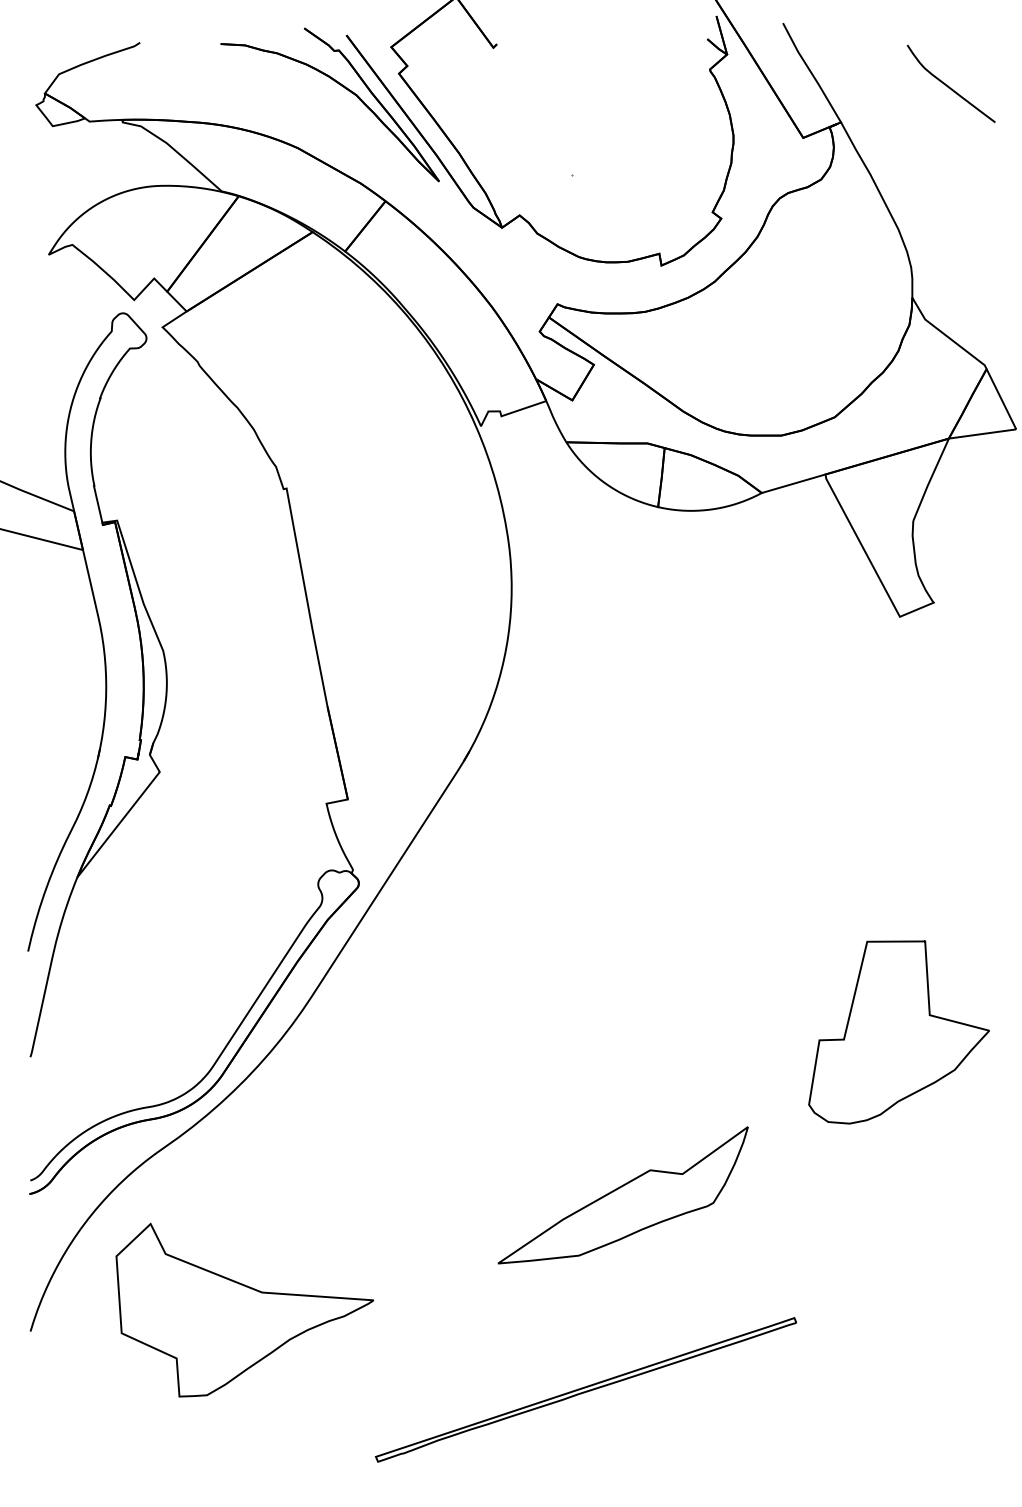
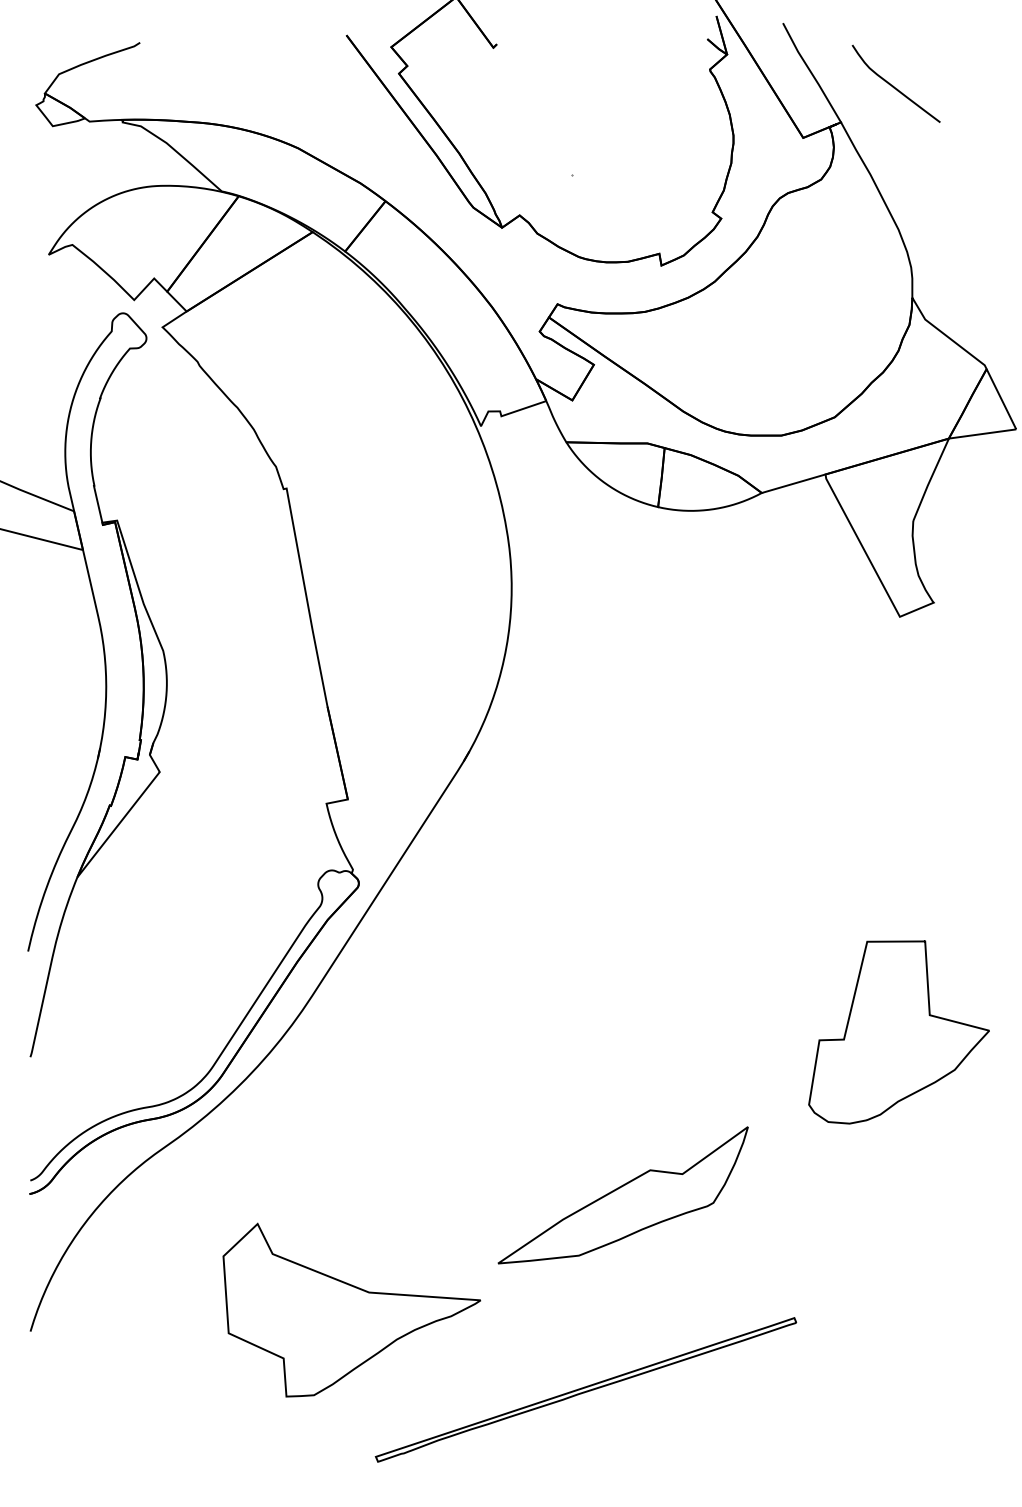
curve position: (948, 85) -> (893, 85) (893, 85)
part: present -> none (341, 86)
part position: (244, 1309) -> (351, 1309) (351, 1309)
